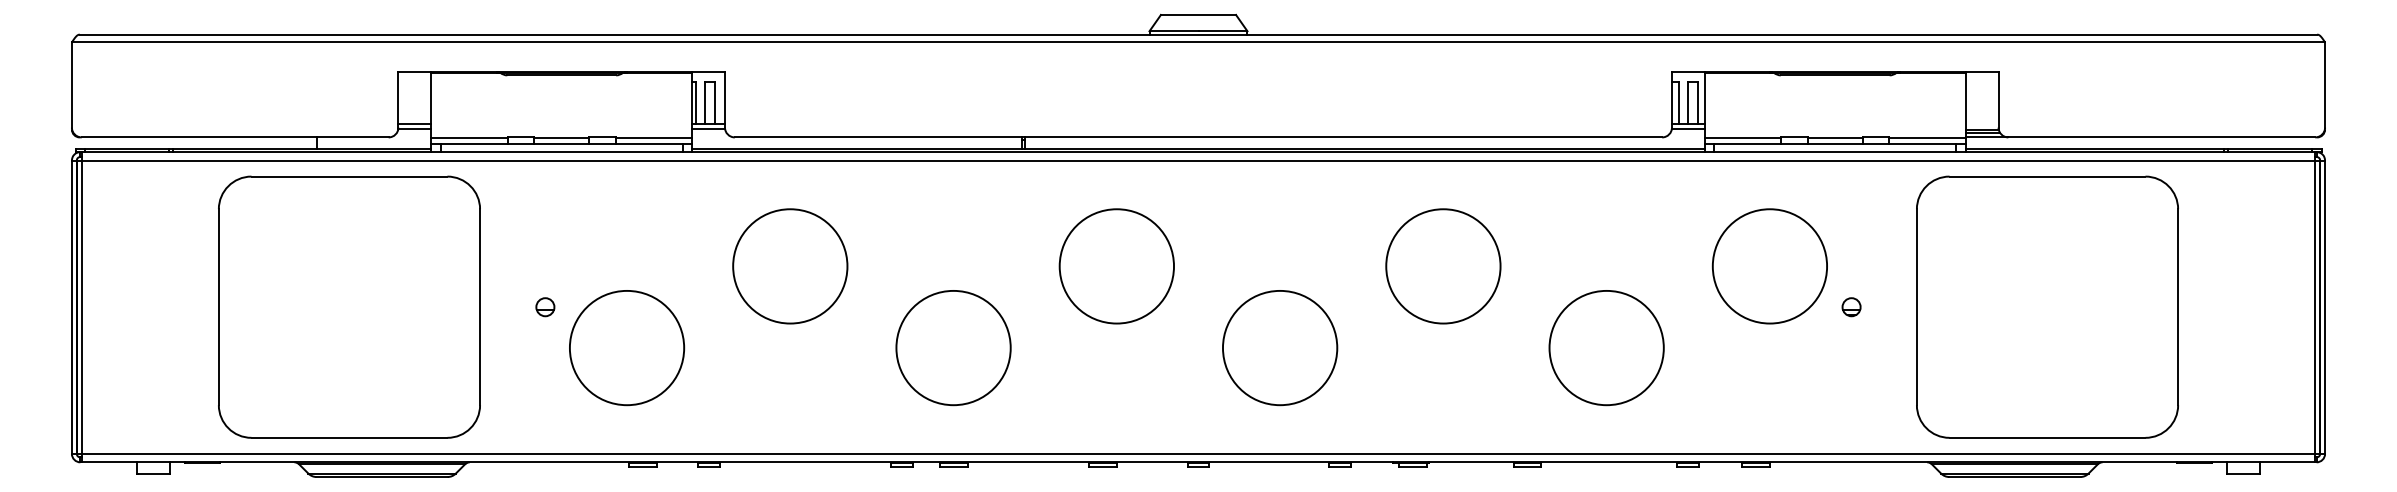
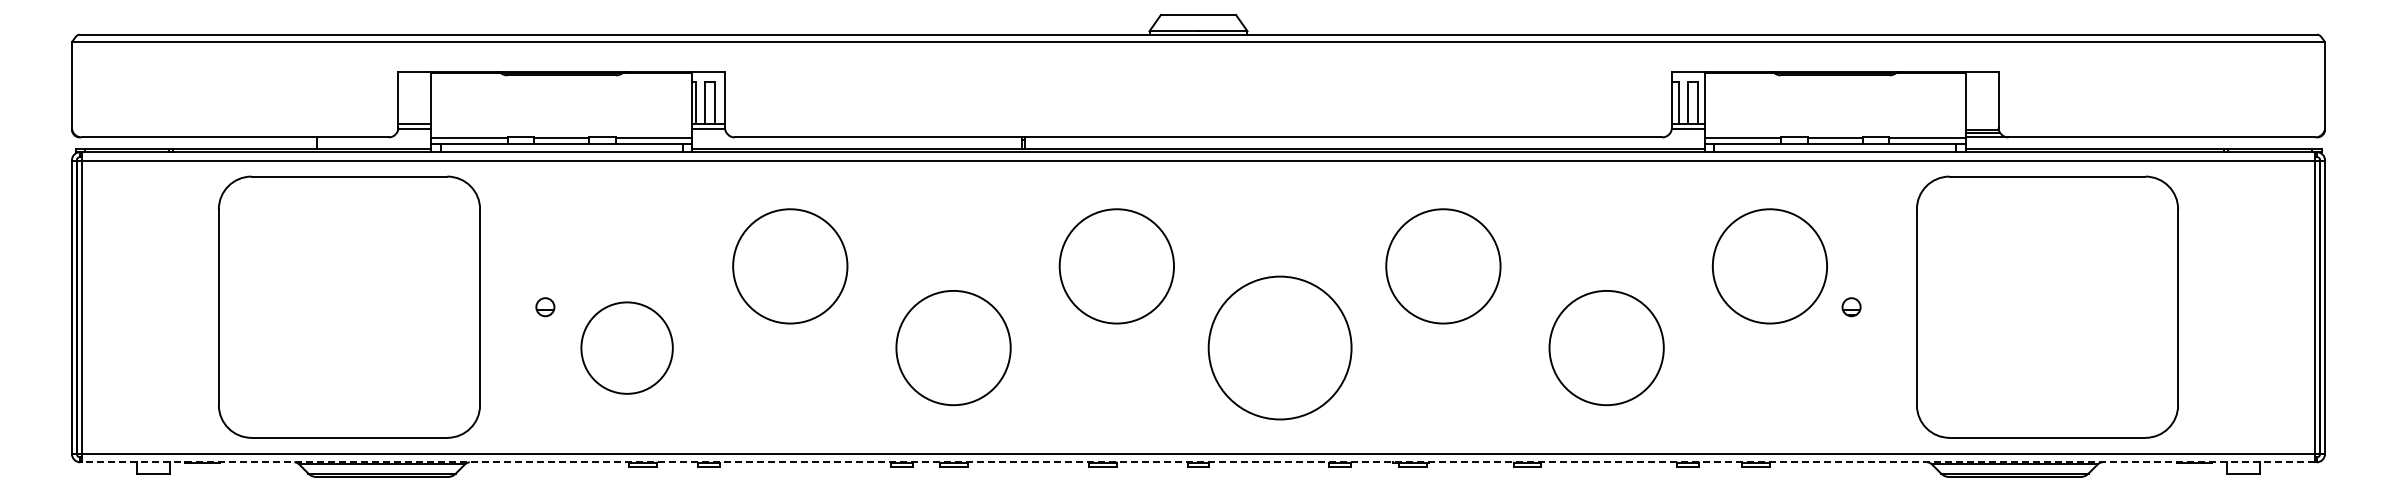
circle diameter: 114 px -> 143 px (1279, 347)
circle size: 117x117 px -> 94x94 px (626, 347)
line: solid -> dashed (1197, 462)
